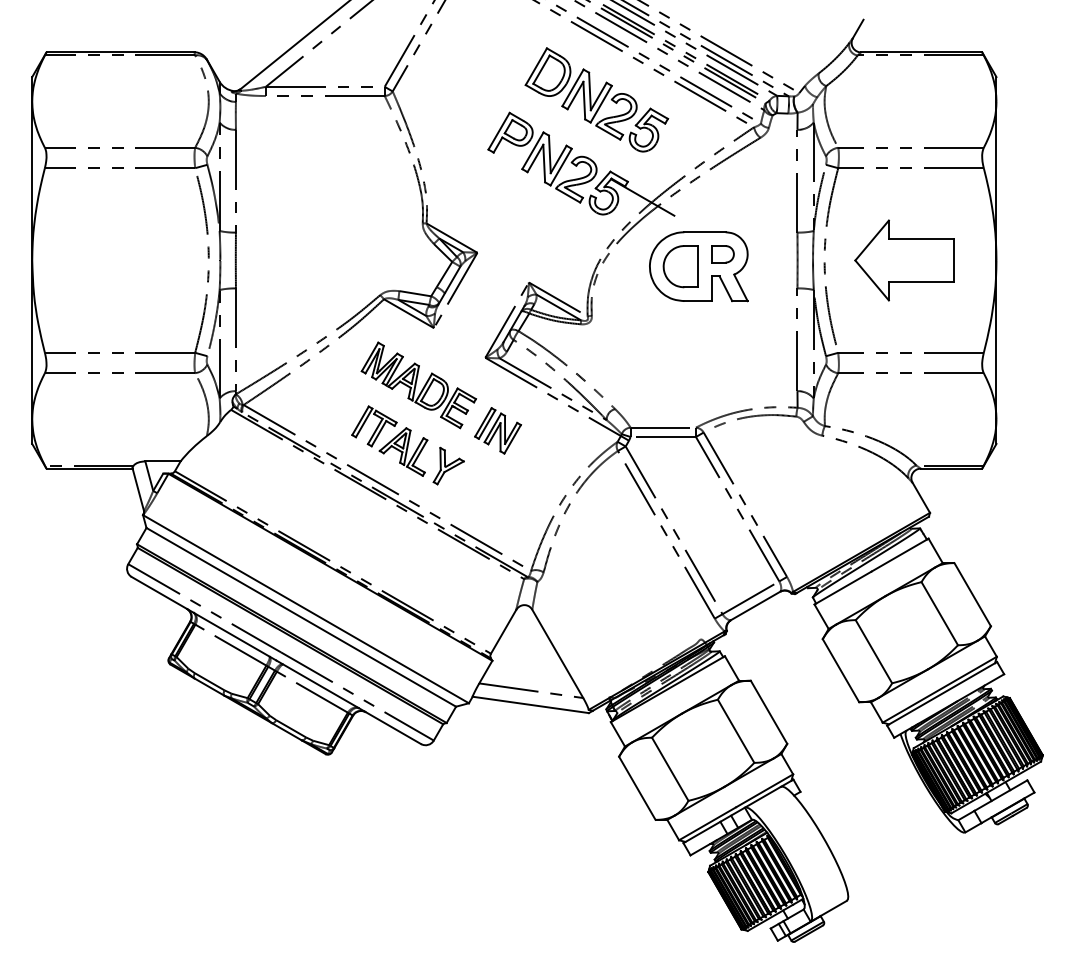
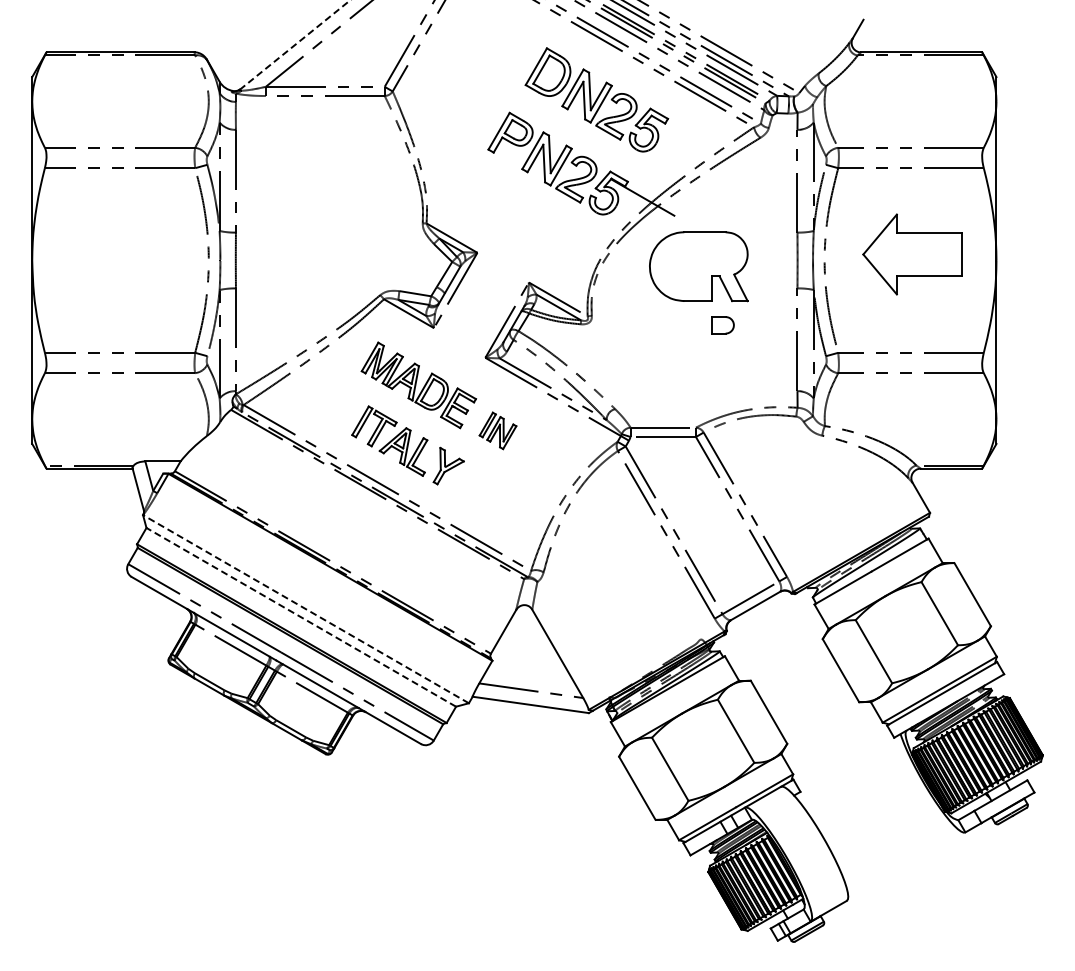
line: solid -> dashed (294, 45)
part position: (722, 254) -> (722, 325) (722, 325)
part position: (904, 260) -> (912, 254) (912, 254)
part: present -> none (680, 266)
part size: 48x48 px -> 40x40 px (497, 430)
line: solid -> dashed (305, 608)
line: solid -> dashed (301, 617)
